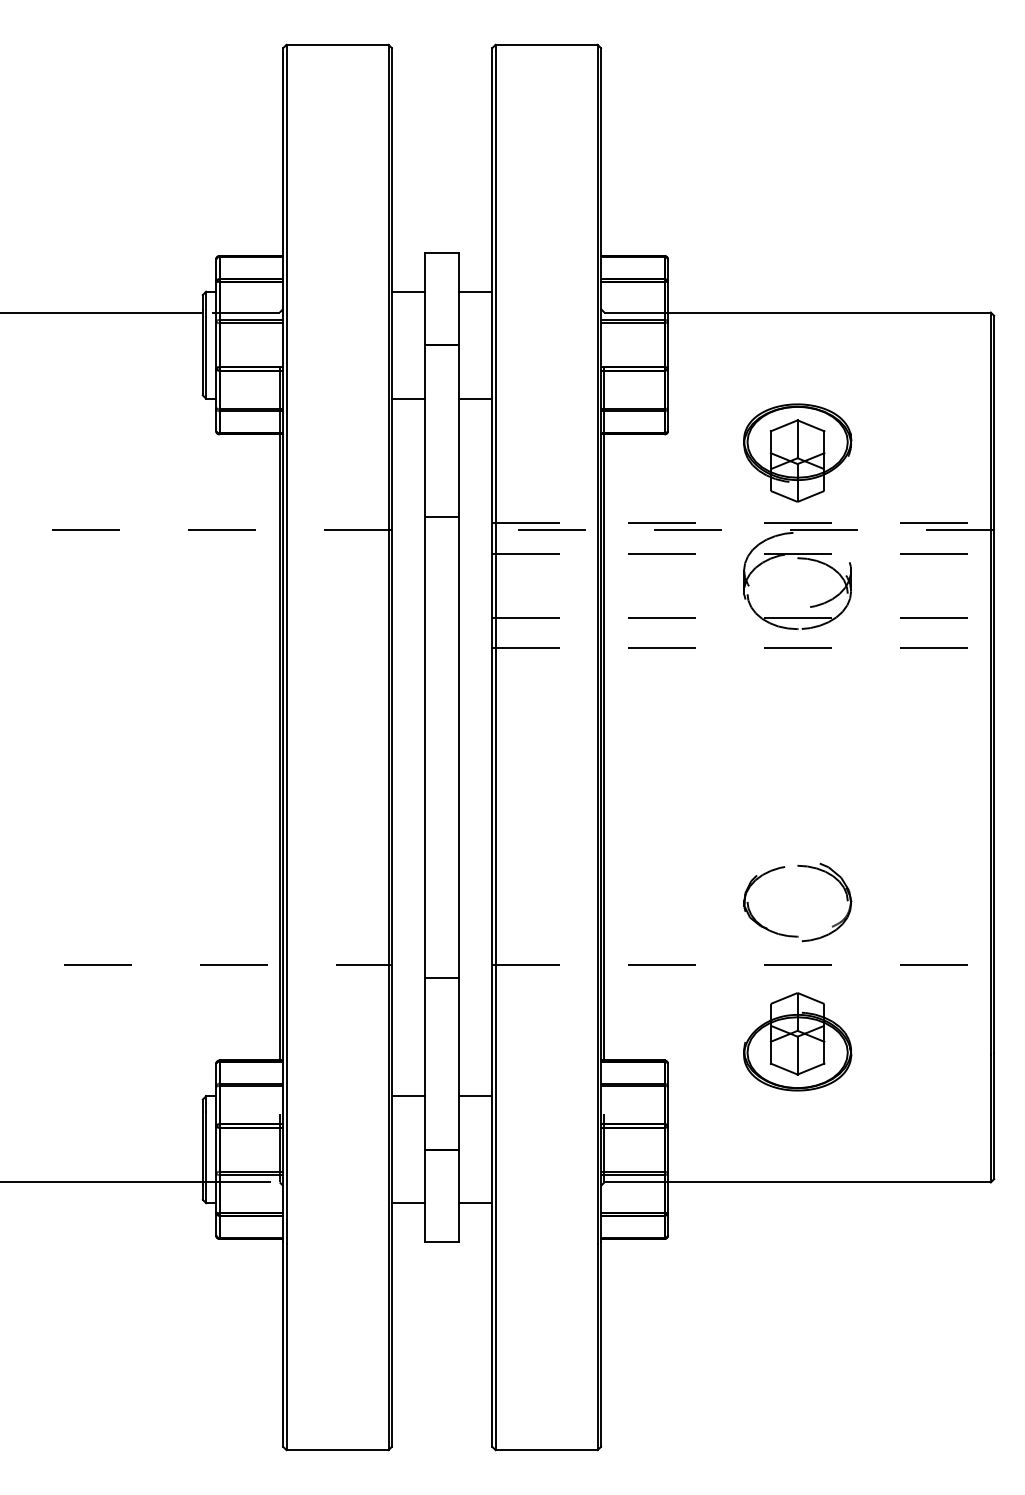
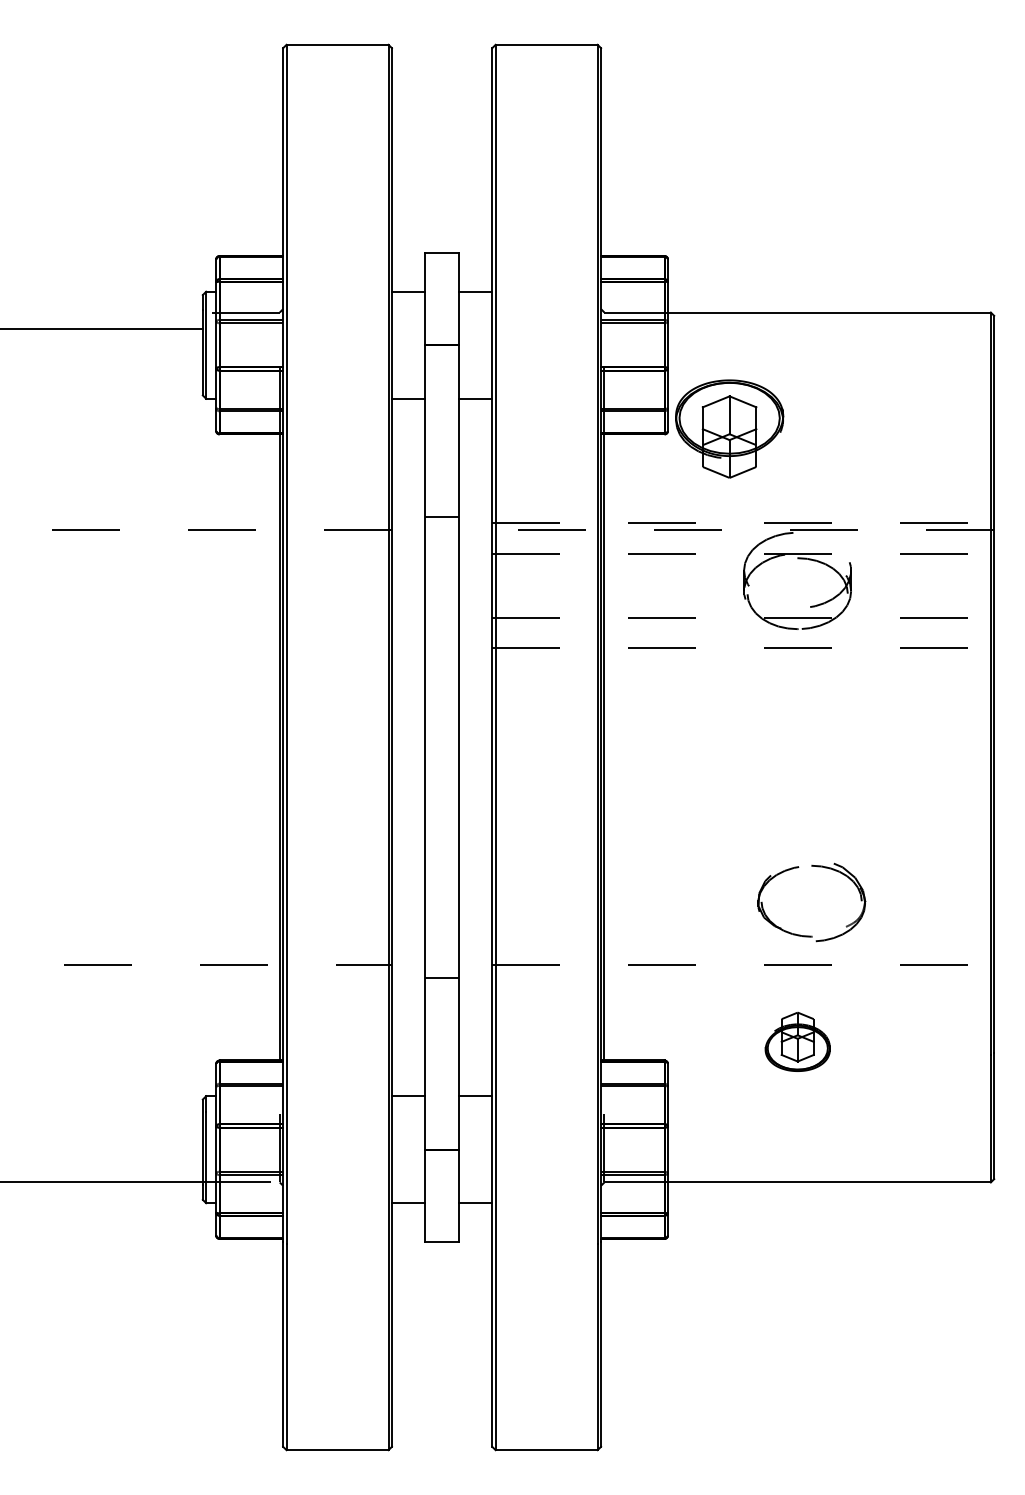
line position: (102, 312) -> (102, 328) (102, 328)
part position: (797, 452) -> (729, 428) (729, 428)
part position: (797, 935) -> (811, 935) (811, 935)
part size: 110x100 px -> 67x61 px (797, 1041)
